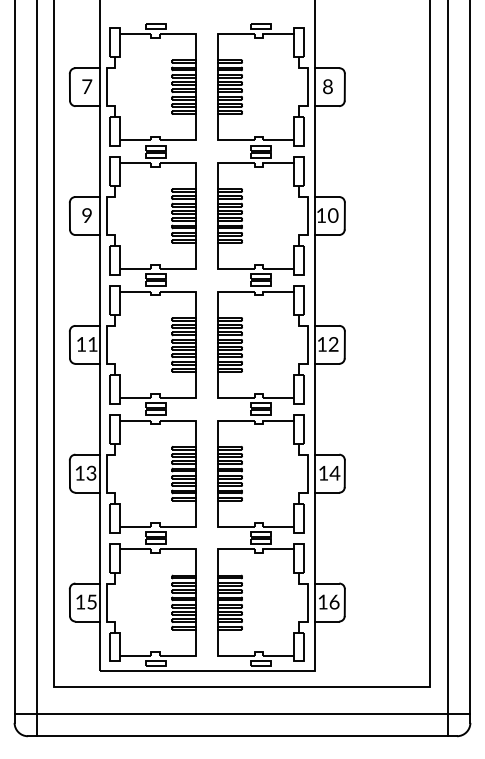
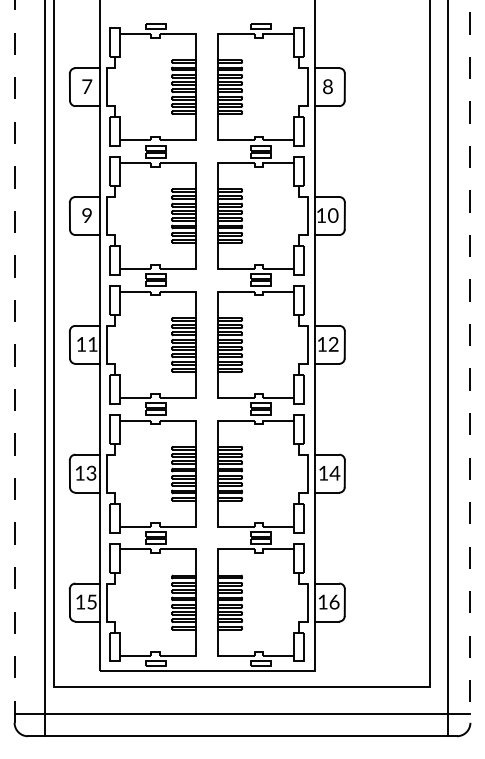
line: solid -> dashed (14, 361)
line: solid -> dashed (470, 362)
line position: (37, 369) -> (45, 369) (45, 369)
